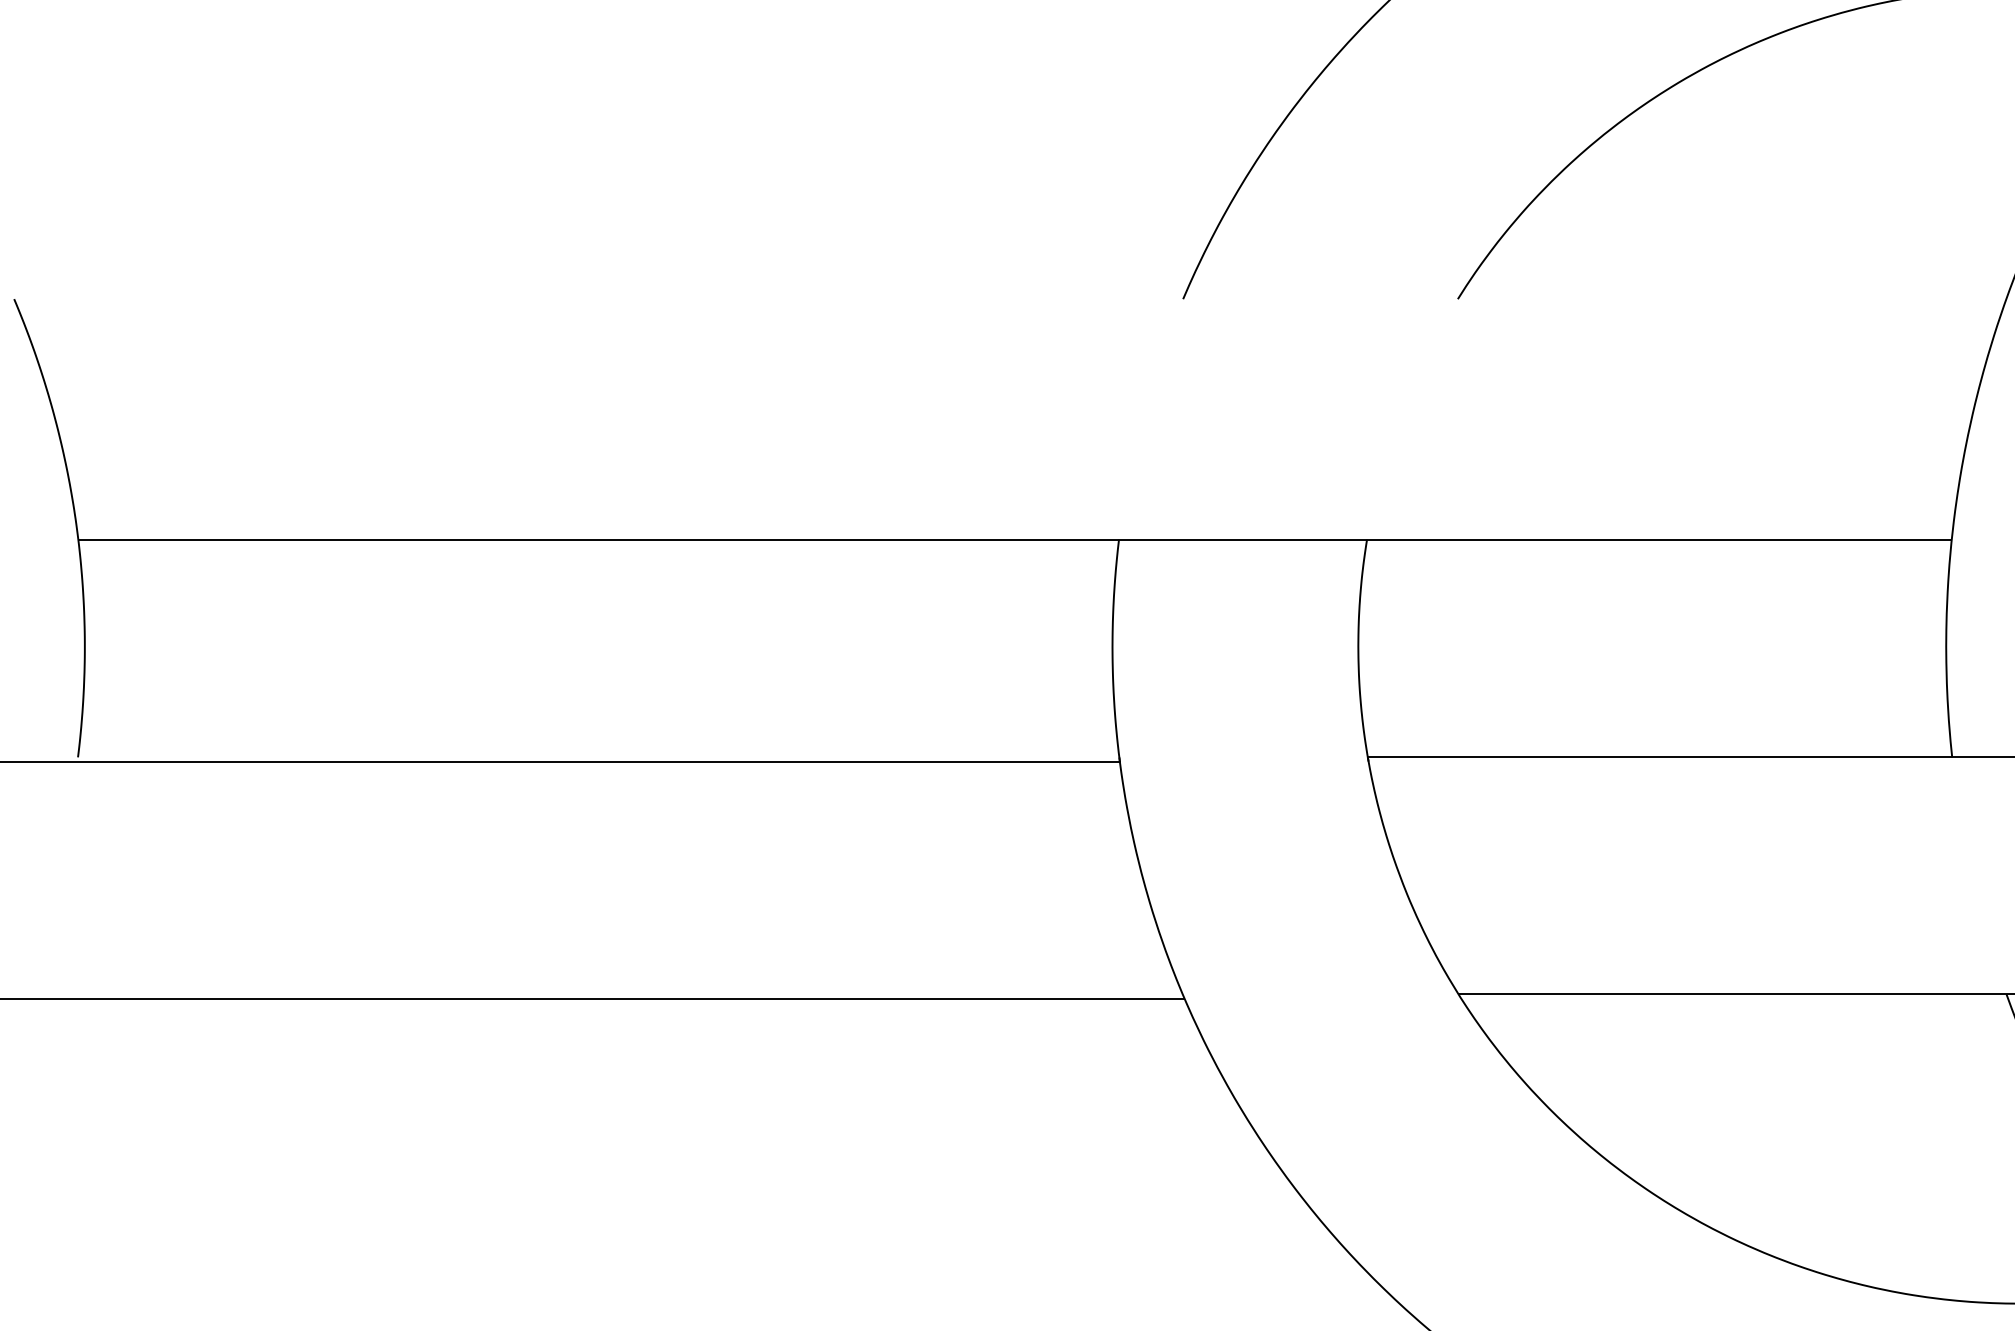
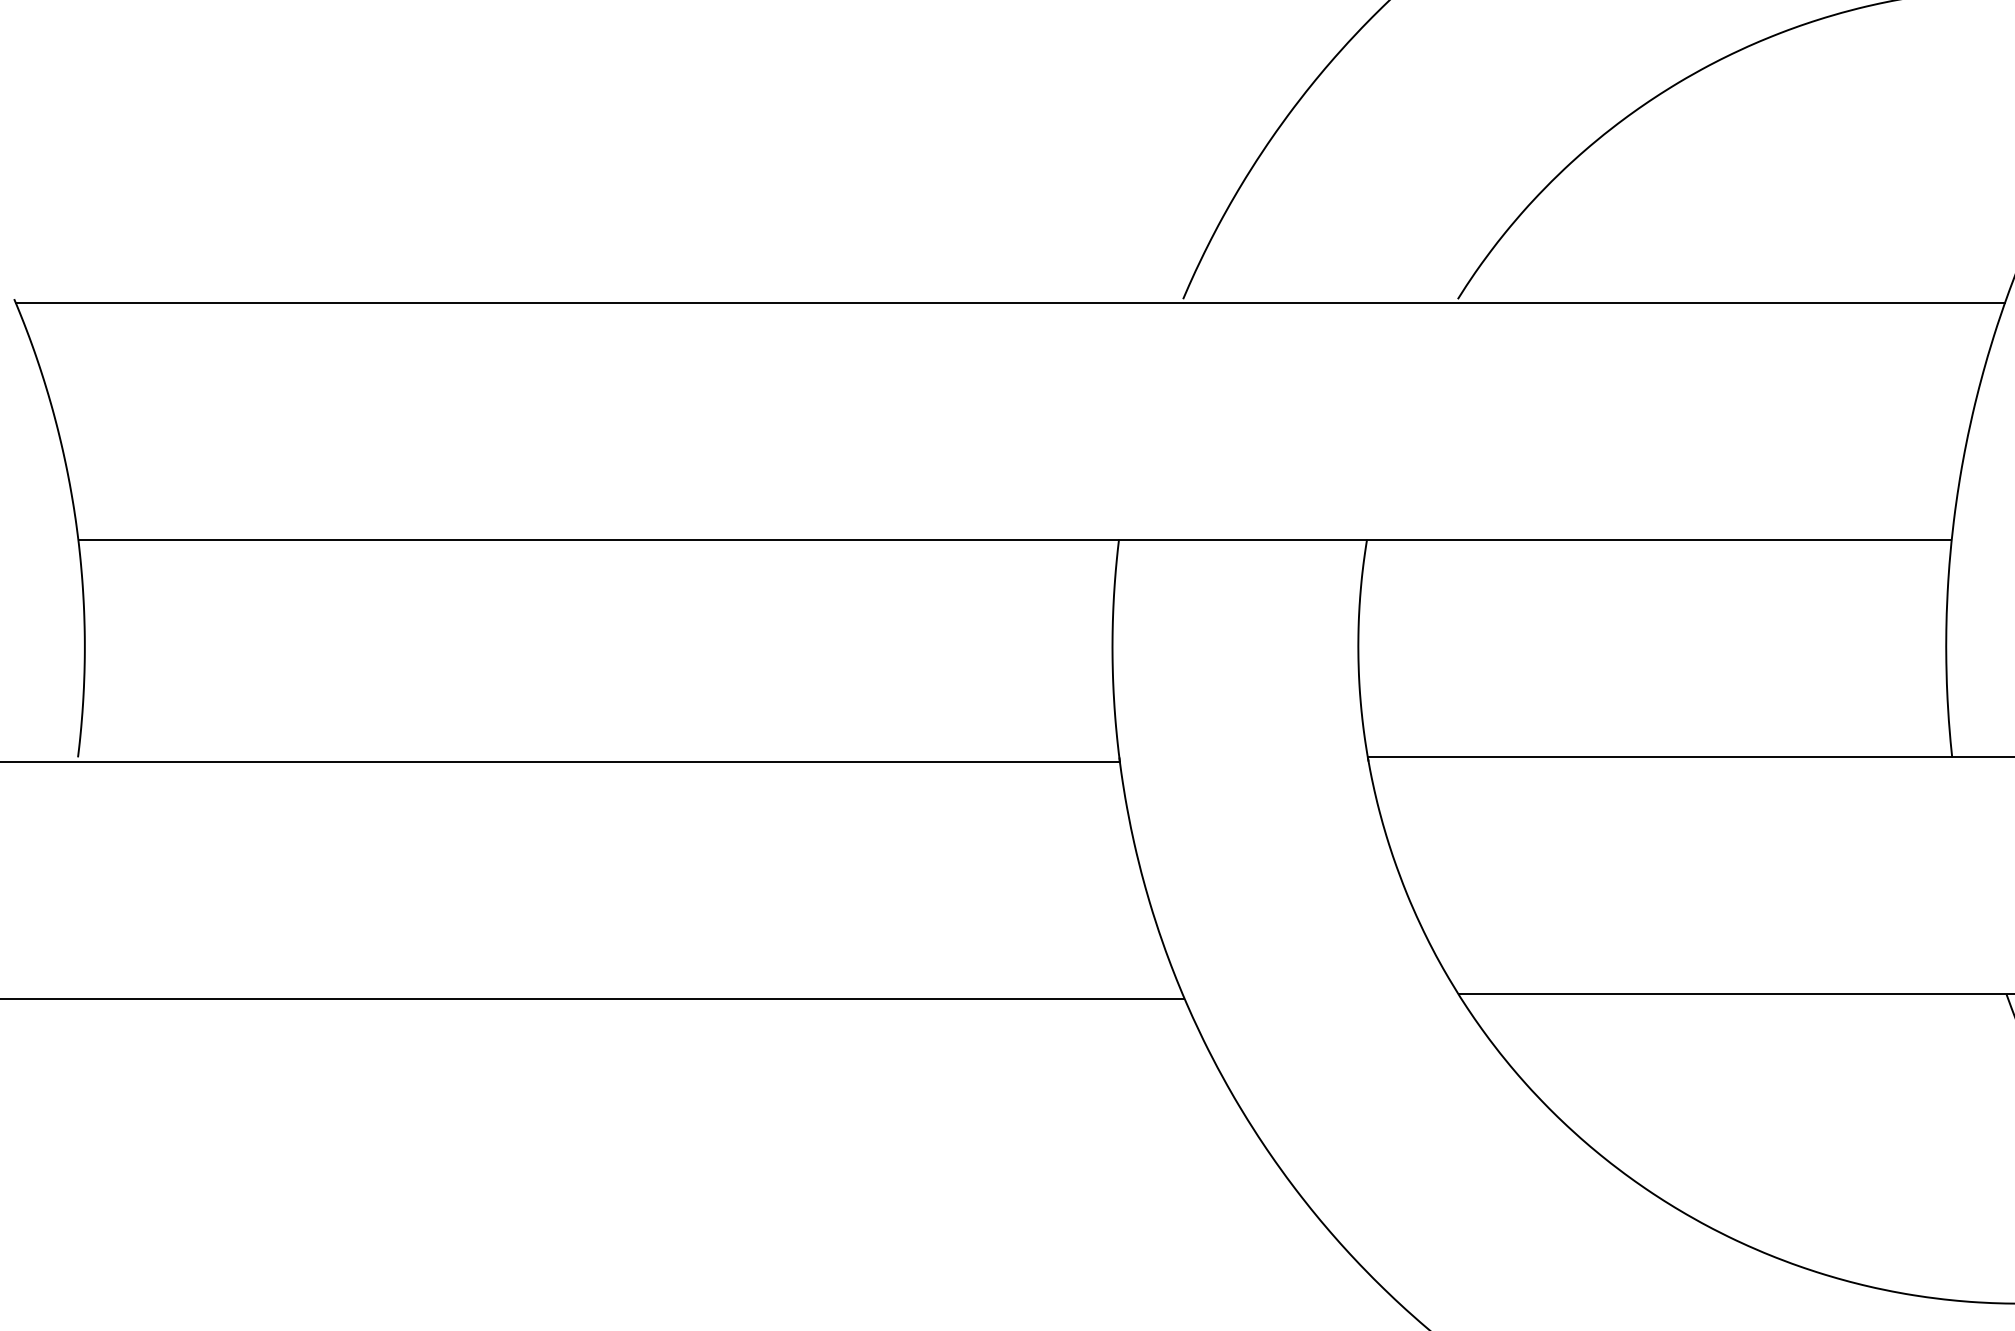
line: none -> present (1010, 302)
